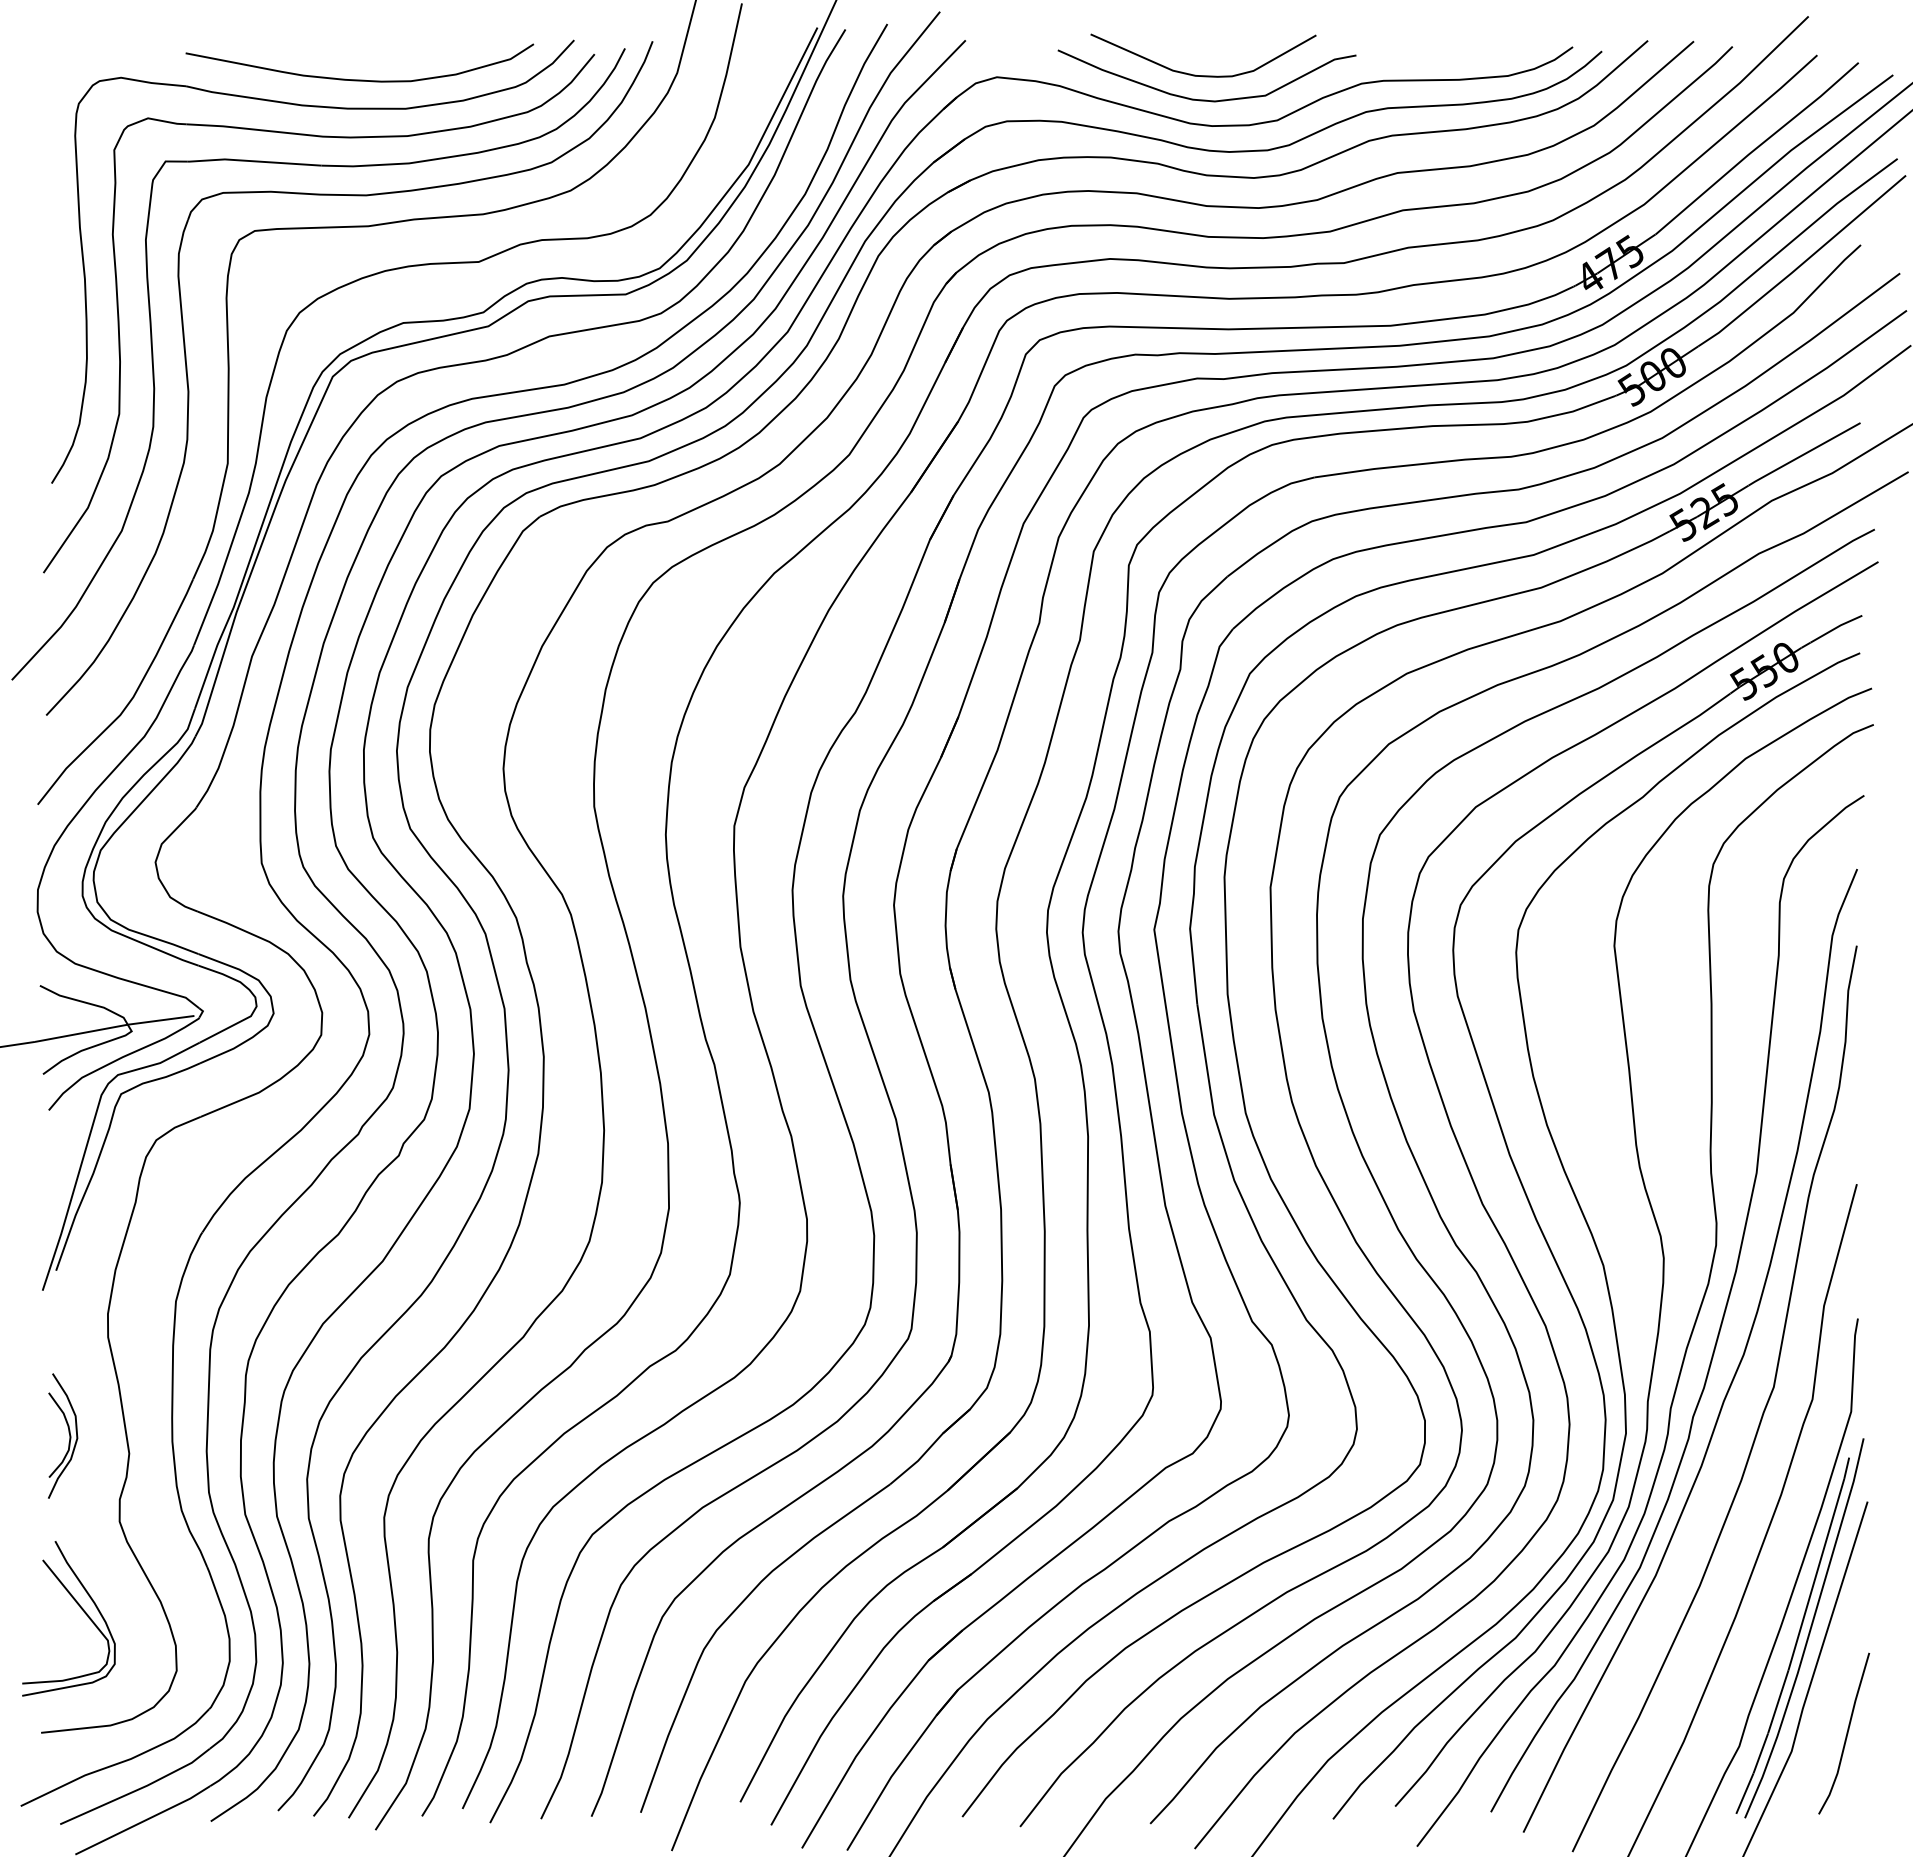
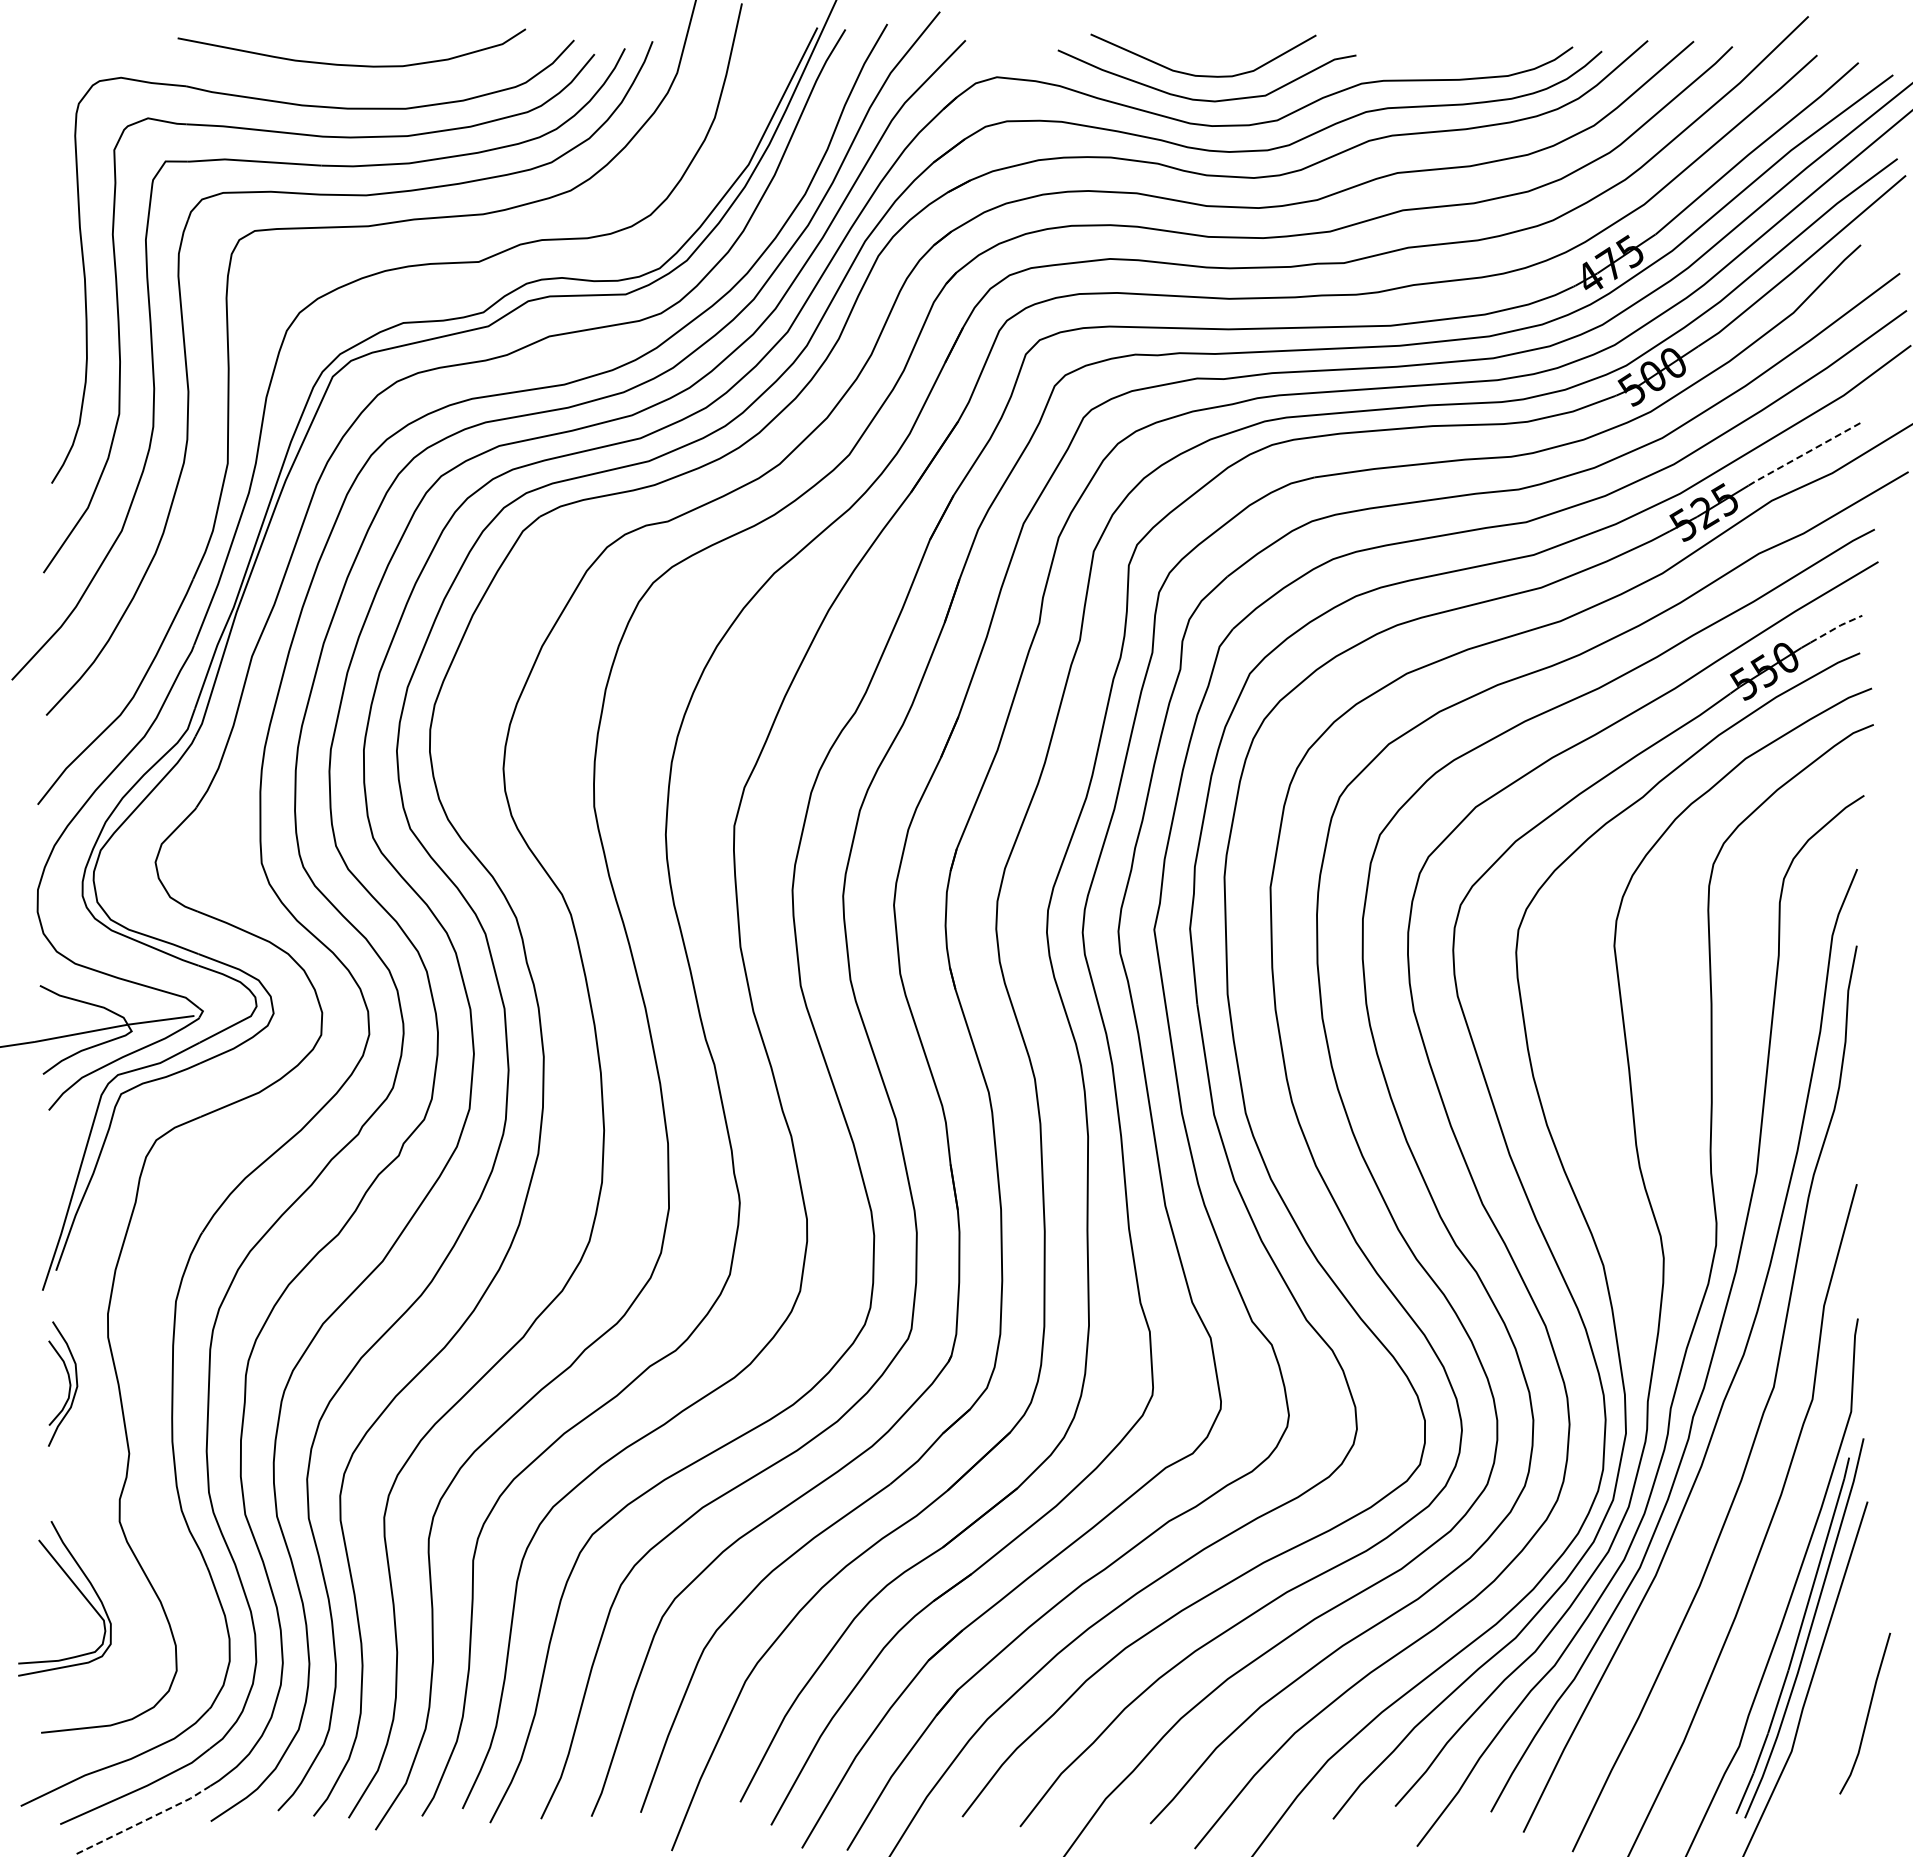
curve position: (359, 79) -> (351, 64) (351, 64)
line: solid -> dashed (1803, 454)
line: solid -> dashed (1836, 627)
part position: (63, 1435) -> (63, 1383) (63, 1383)
part position: (79, 1607) -> (75, 1587) (75, 1587)
line position: (1846, 1733) -> (1867, 1713) (1867, 1713)
line: solid -> dashed (143, 1821)
